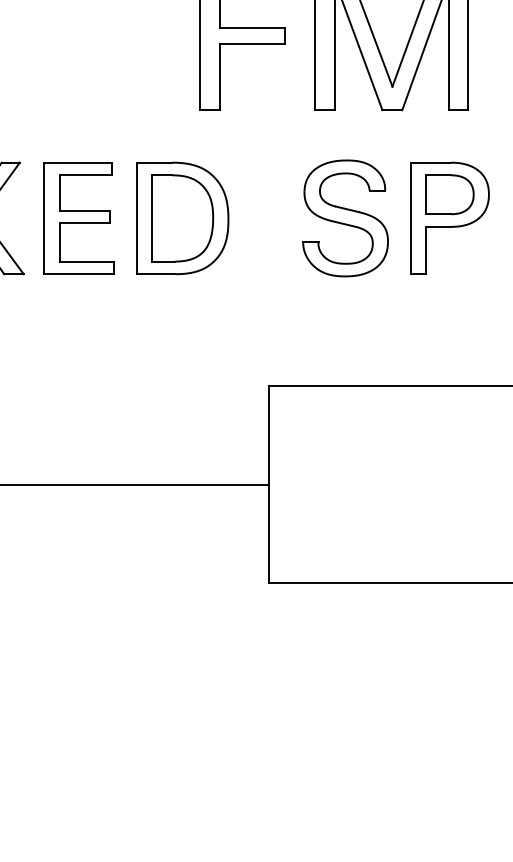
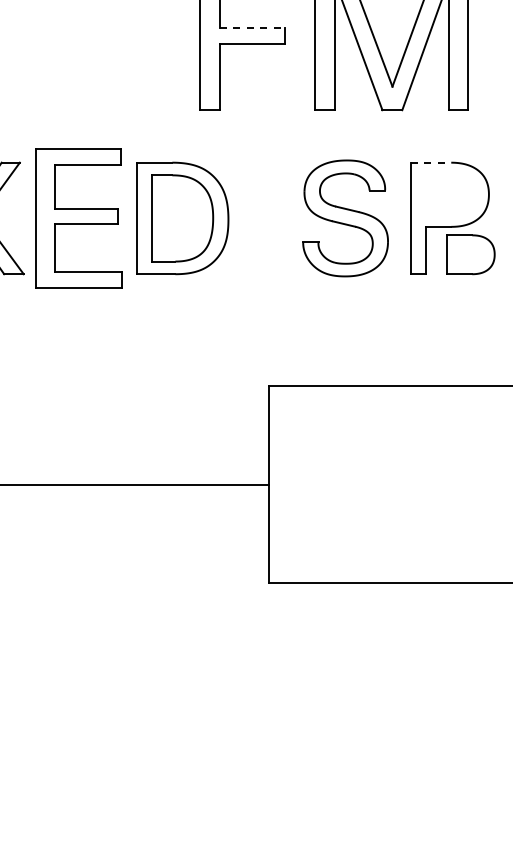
line: solid -> dashed (252, 27)
line: solid -> dashed (431, 162)
part position: (449, 194) -> (470, 254) (470, 254)
part size: 72x113 px -> 88x141 px (78, 218)
